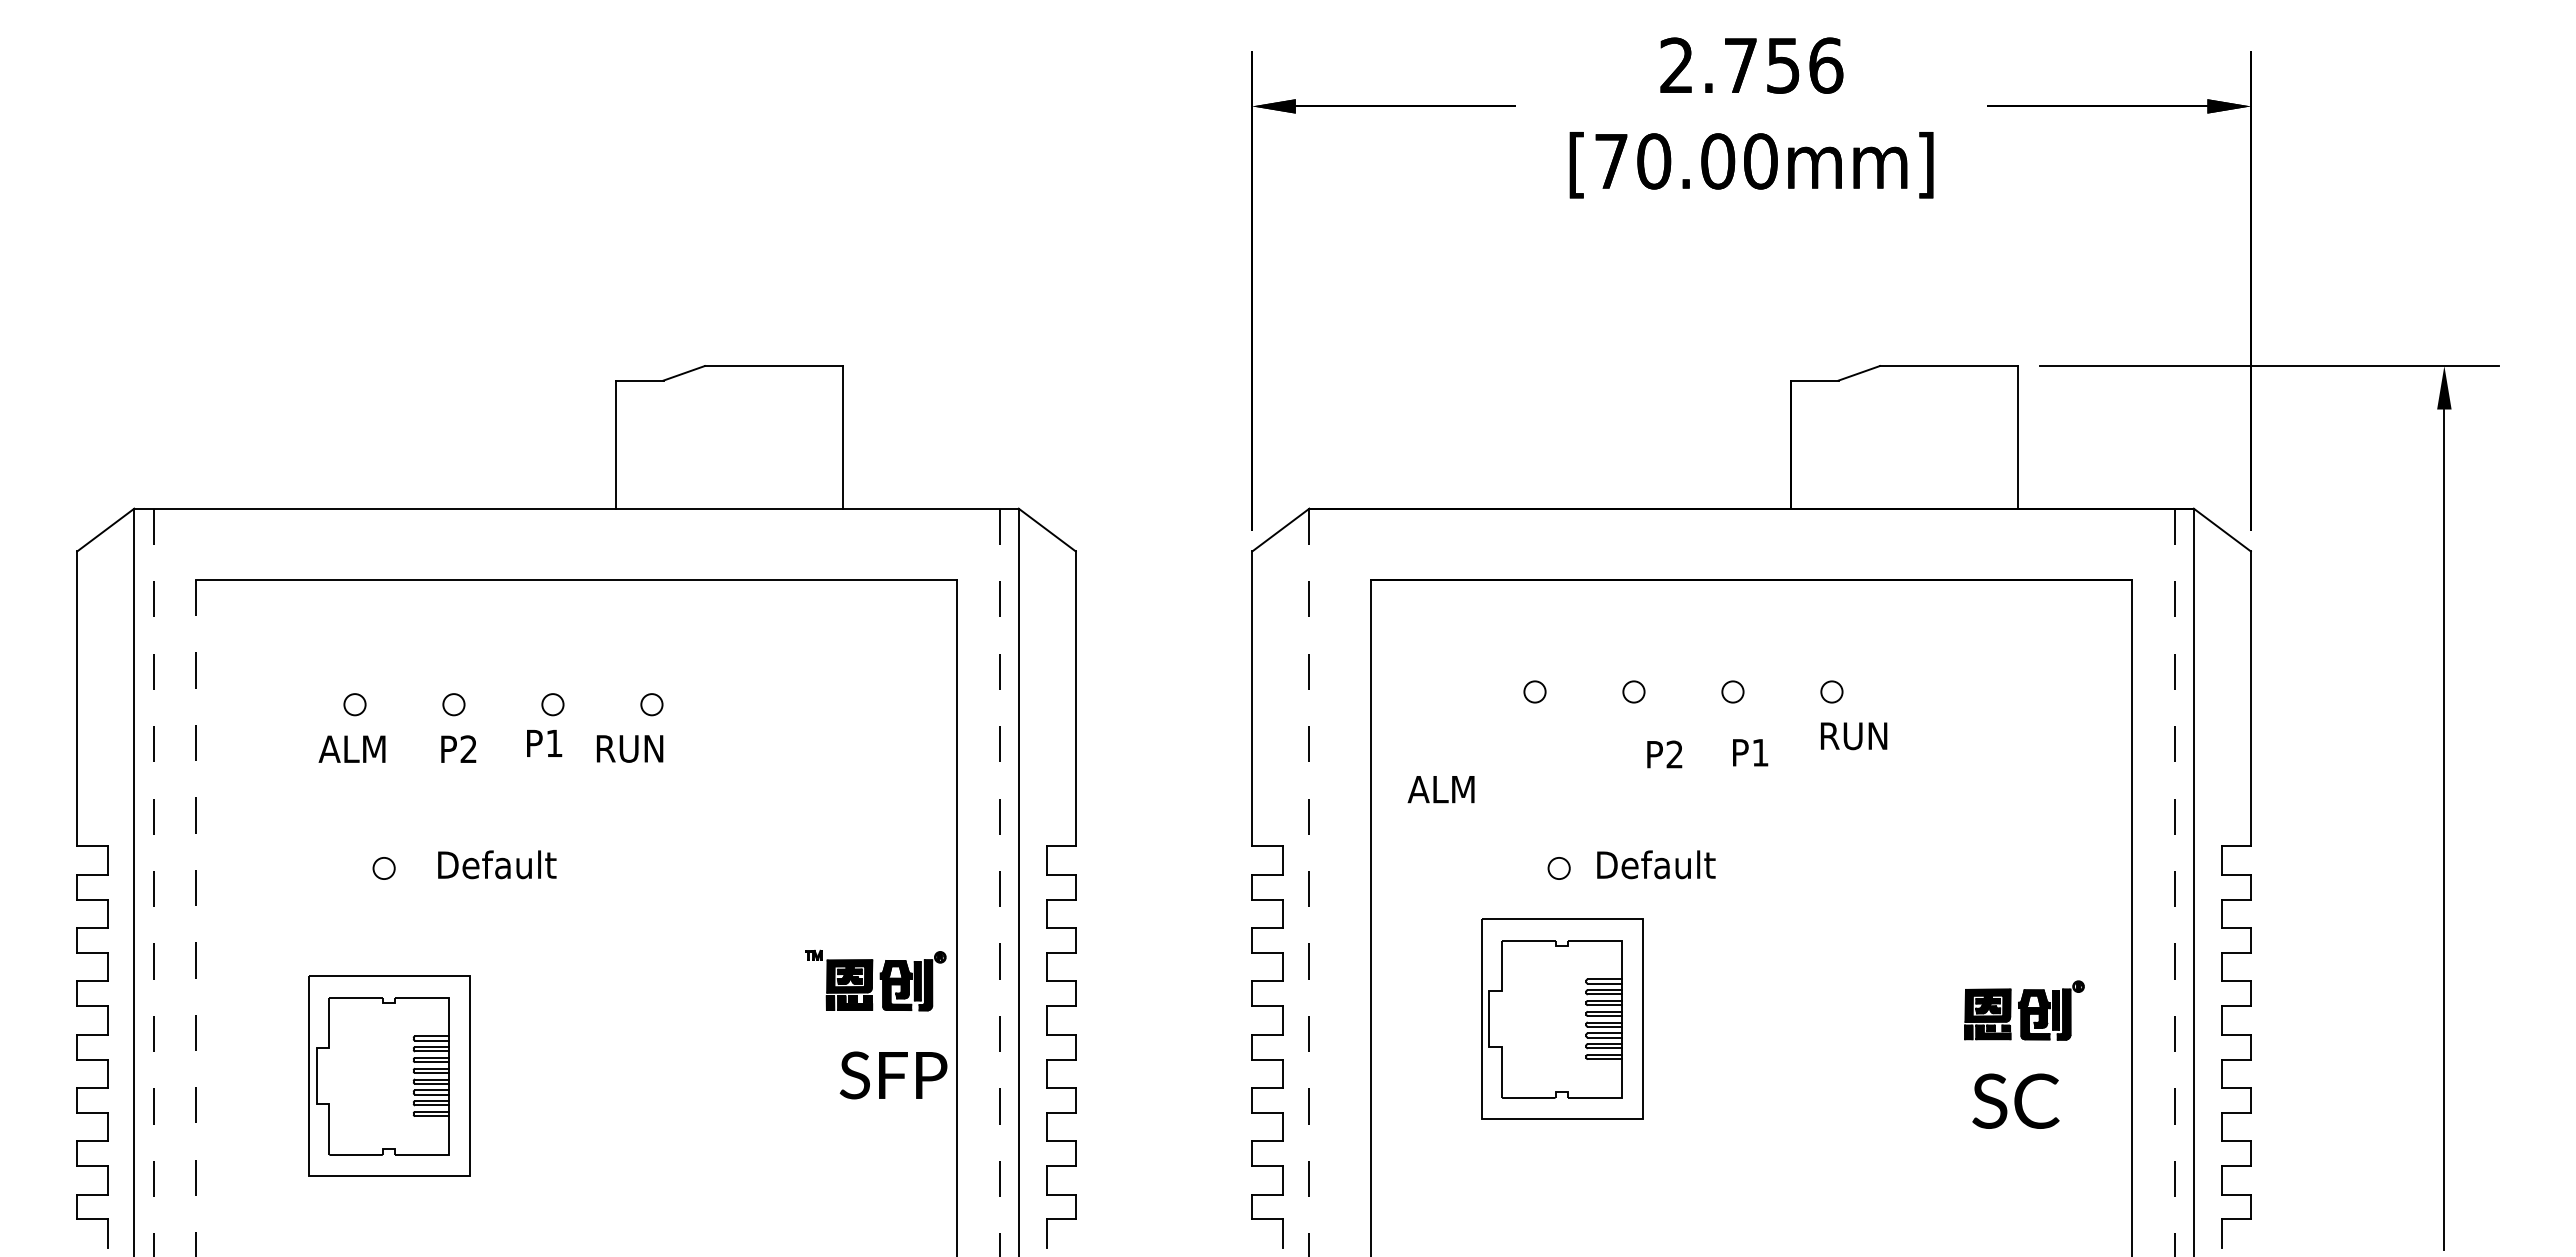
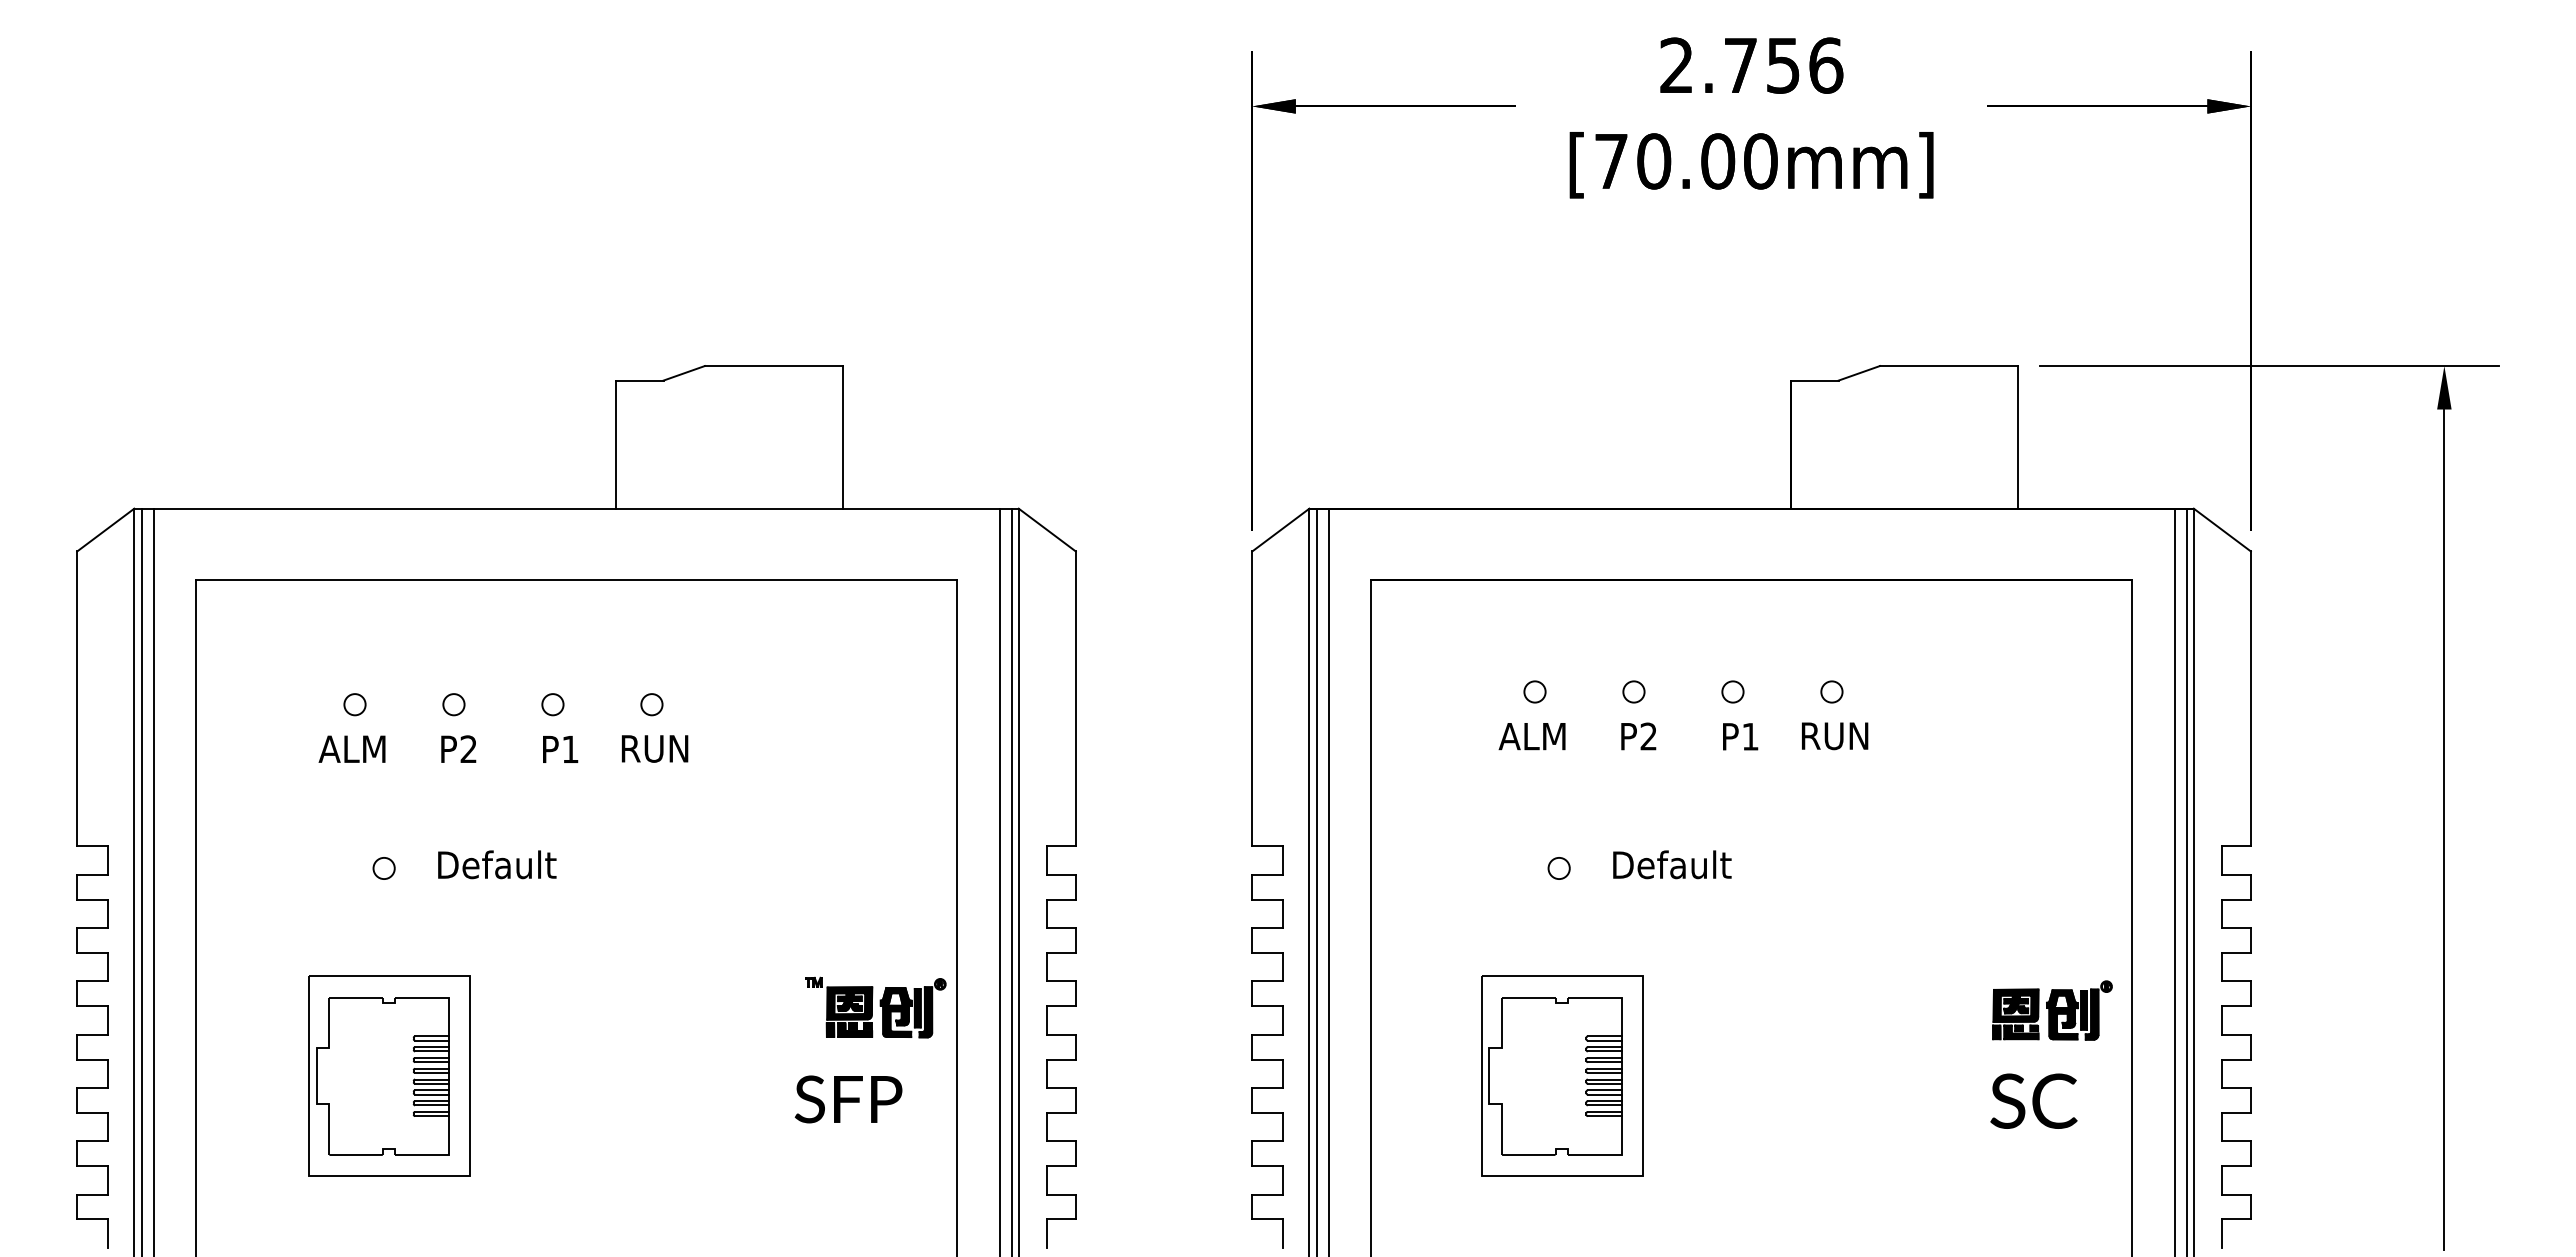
text position: (1854, 736) -> (1835, 736) (1835, 736)
text position: (544, 743) -> (560, 749) (560, 749)
text position: (630, 748) -> (655, 748) (655, 748)
text position: (1750, 752) -> (1740, 736) (1740, 736)
text position: (1664, 754) -> (1638, 736) (1638, 736)
text position: (1440, 789) -> (1531, 736) (1531, 736)
text position: (1656, 864) -> (1672, 864) (1672, 864)
line: none -> present (141, 880)
line: none -> present (1011, 880)
line: none -> present (1316, 880)
line: none -> present (1328, 880)
line: none -> present (2186, 880)
line: dashed -> solid (153, 882)
line: dashed -> solid (999, 882)
line: dashed -> solid (1309, 882)
line: dashed -> solid (2174, 882)
line: dashed -> solid (196, 918)
part position: (875, 980) -> (875, 1007) (875, 1007)
part position: (2024, 1010) -> (2052, 1010) (2052, 1010)
part position: (1562, 1018) -> (1562, 1075) (1562, 1075)
text position: (893, 1075) -> (848, 1099) (848, 1099)
text position: (2015, 1100) -> (2033, 1100) (2033, 1100)
